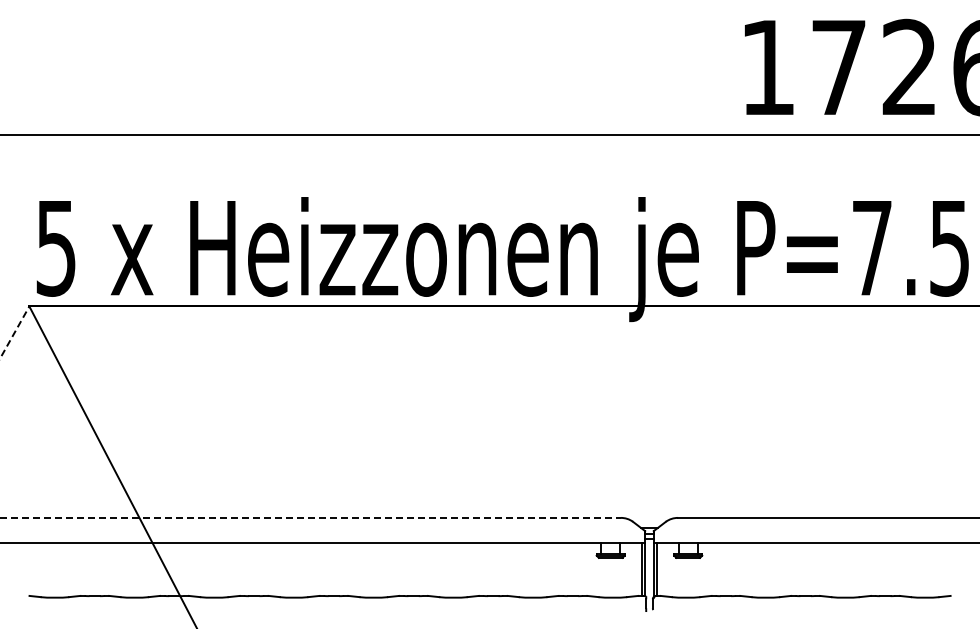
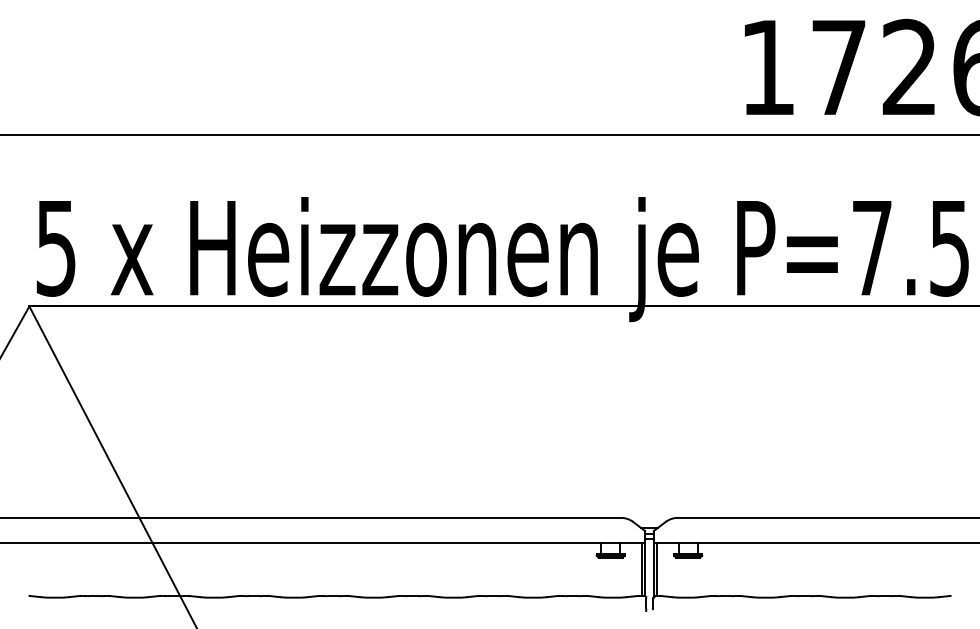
line: dashed -> solid (14, 332)
line: dashed -> solid (311, 517)
